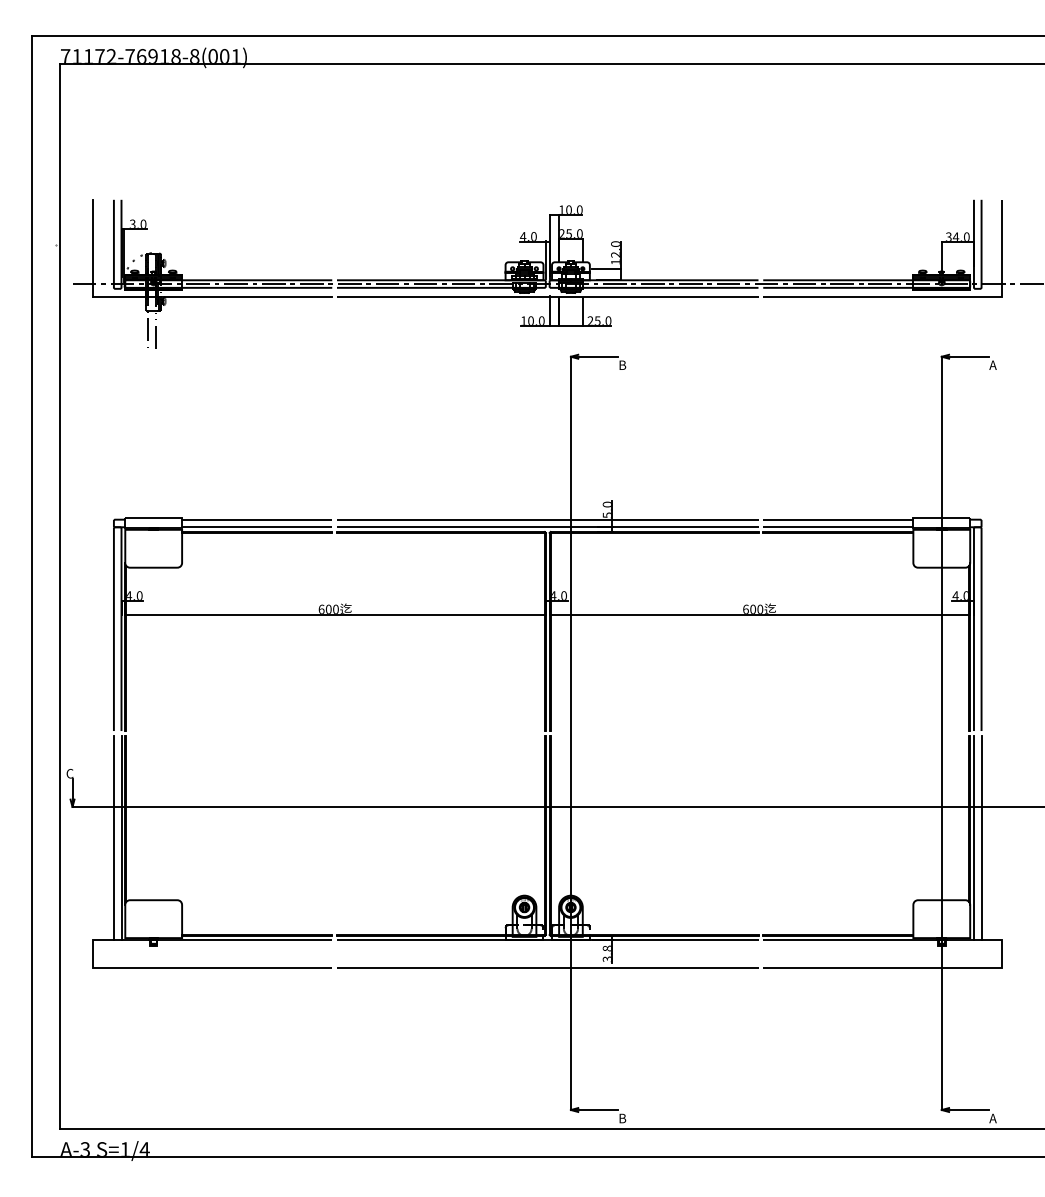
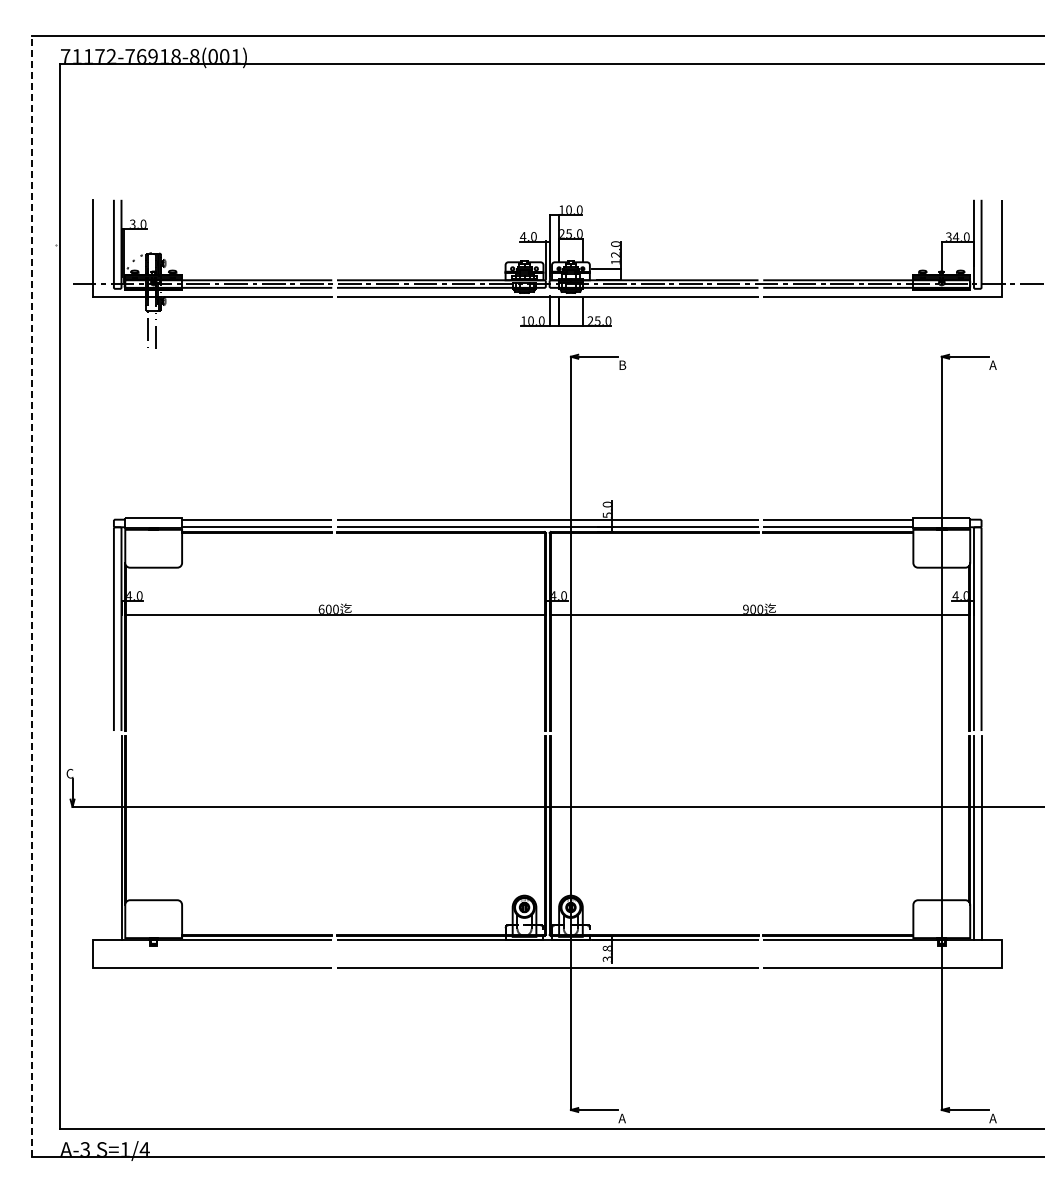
line: solid -> dashed (31, 596)
text: 600 -> 900 (745, 608)
line: present -> none (113, 837)
text: B -> A (622, 1118)
